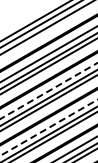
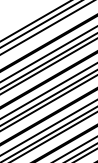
line: dashed -> solid (48, 91)
line: dashed -> solid (49, 127)
